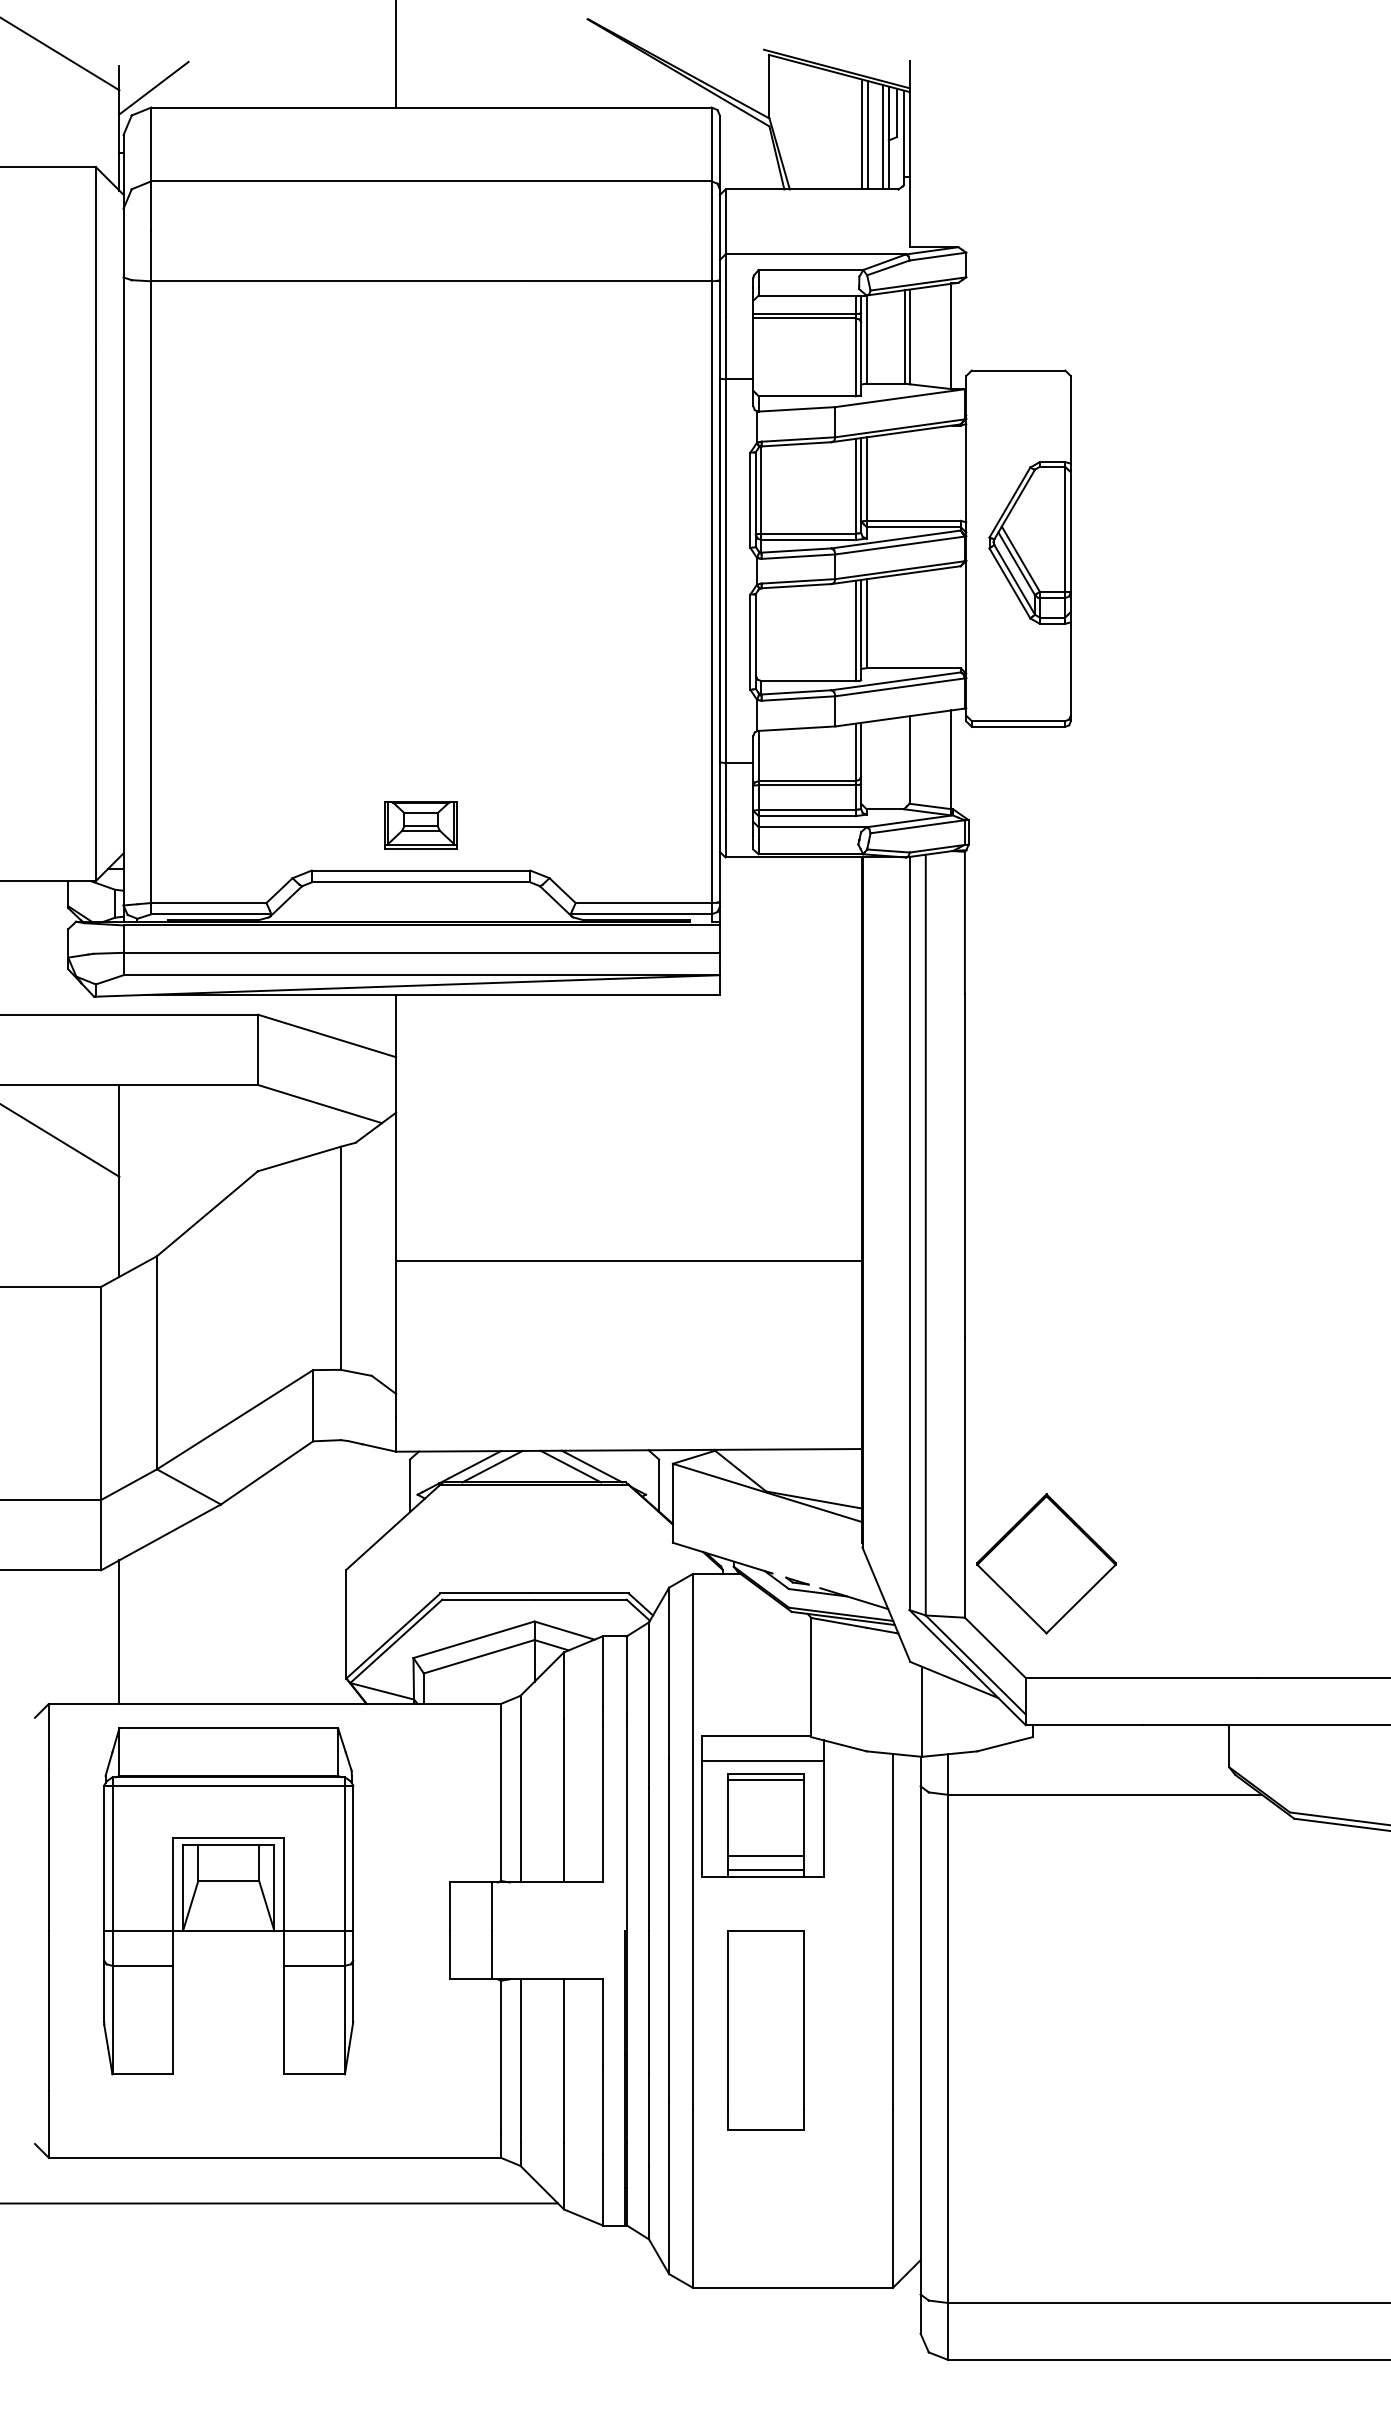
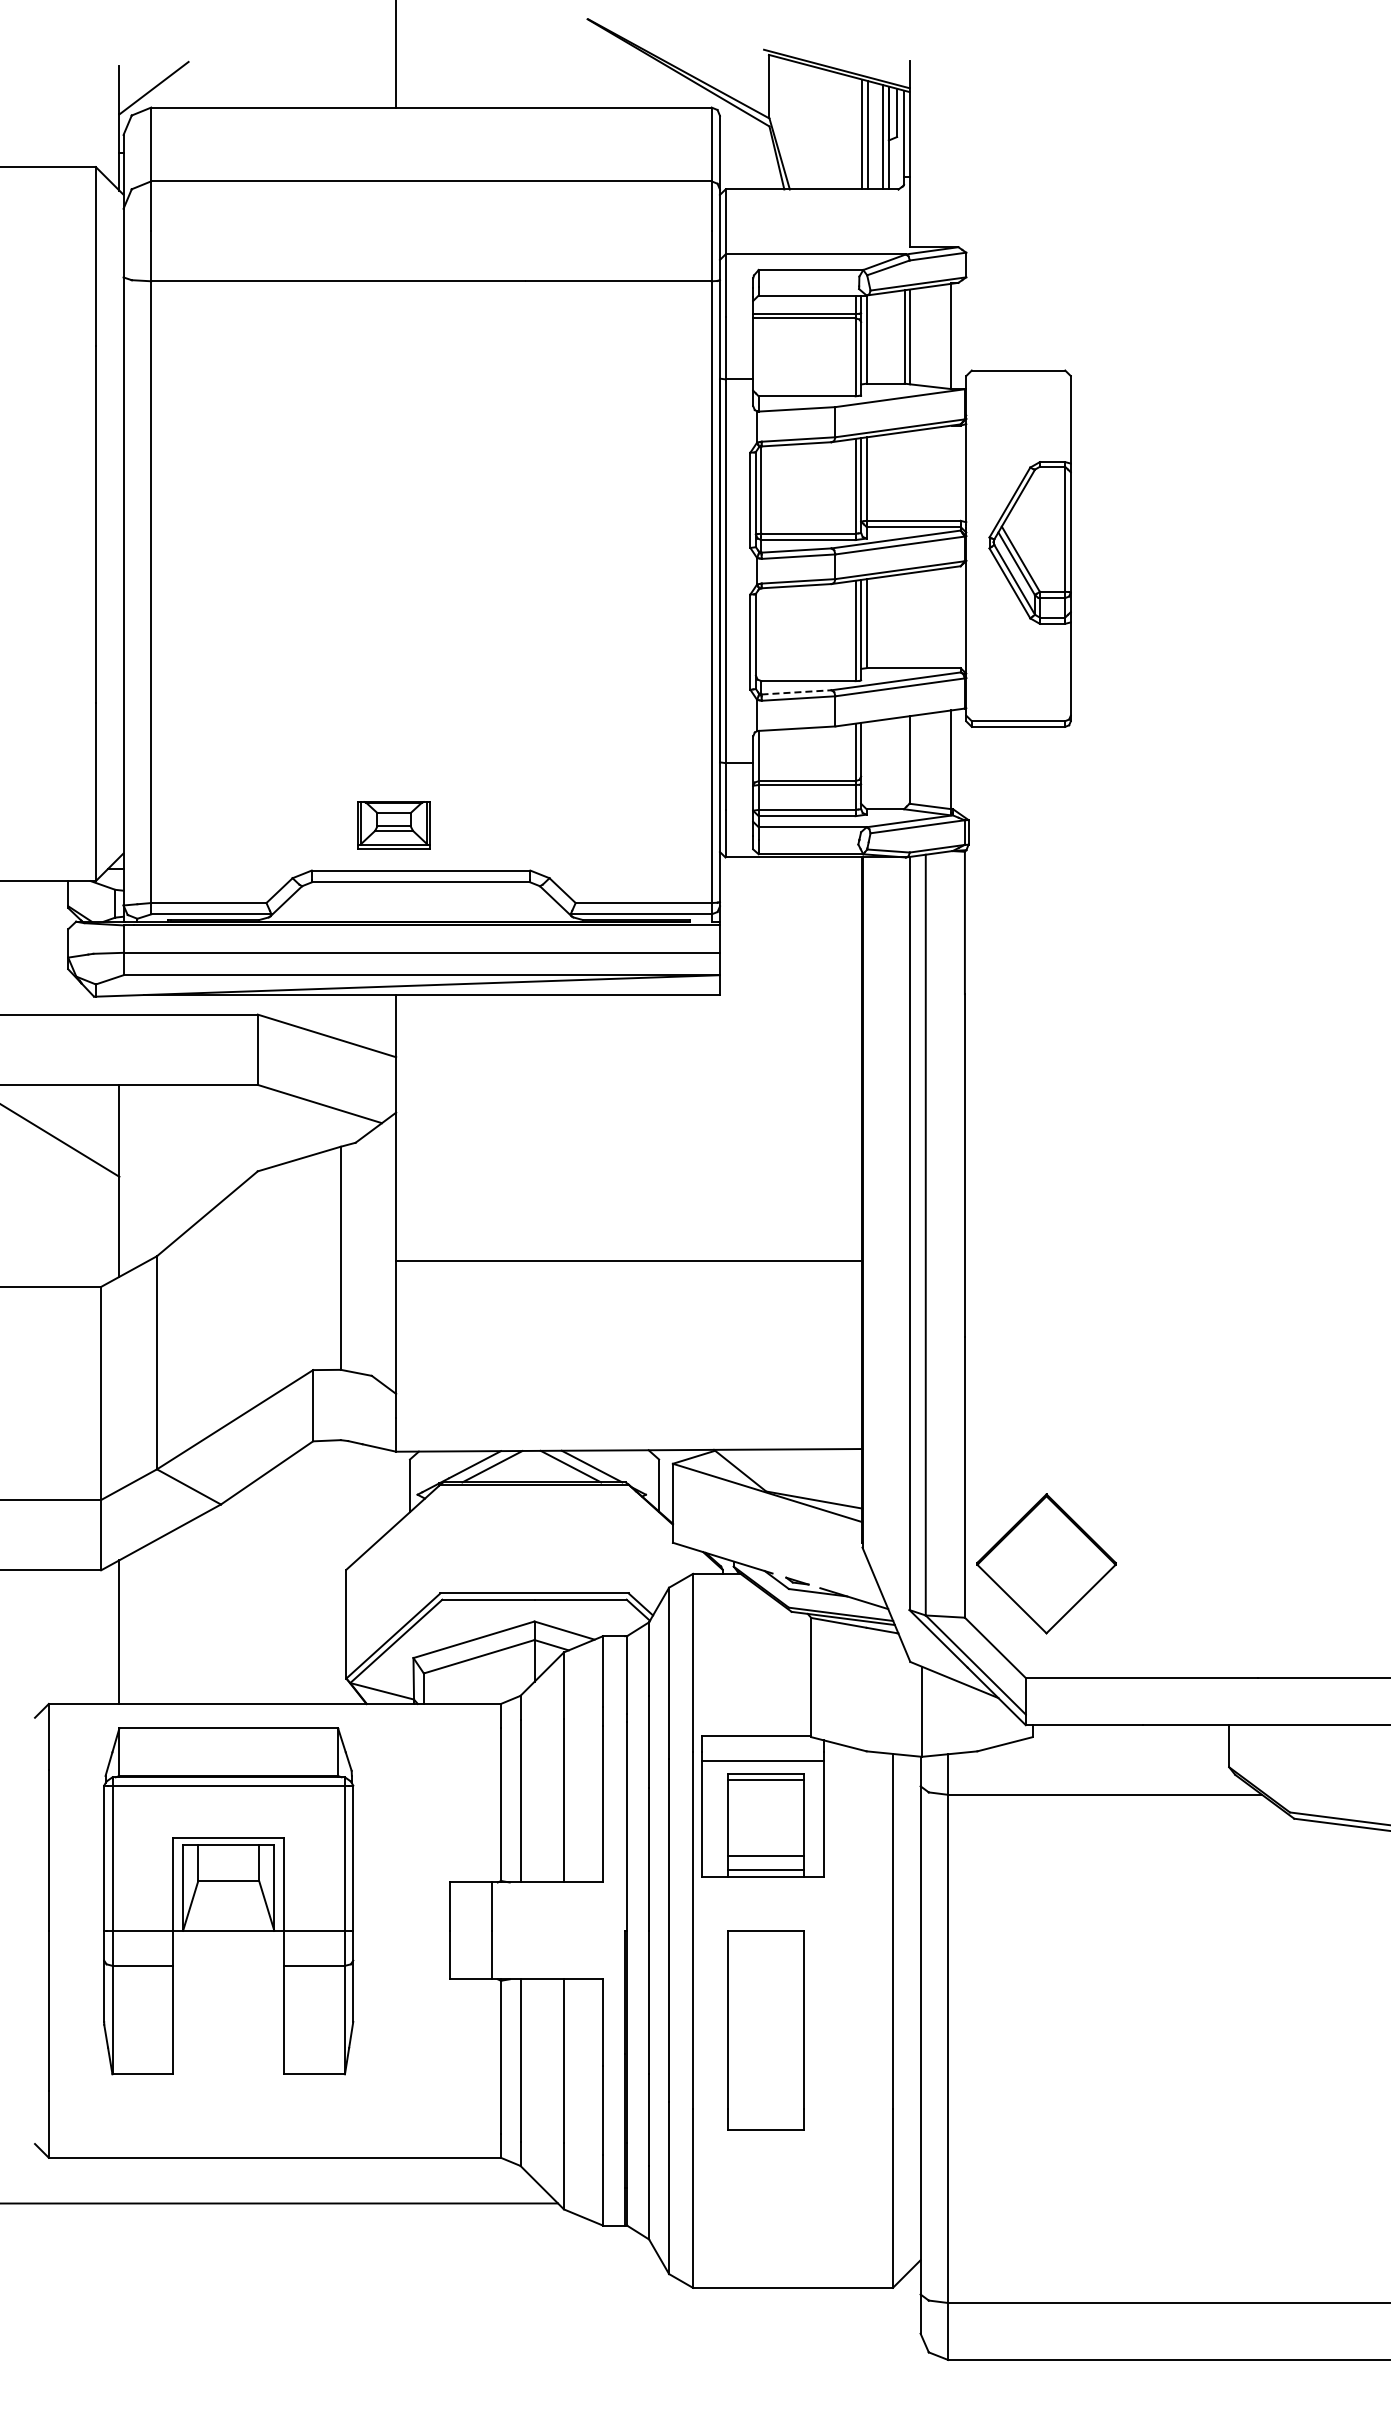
line: present -> none (60, 54)
line: solid -> dashed (796, 692)
part position: (420, 825) -> (393, 825) (393, 825)
